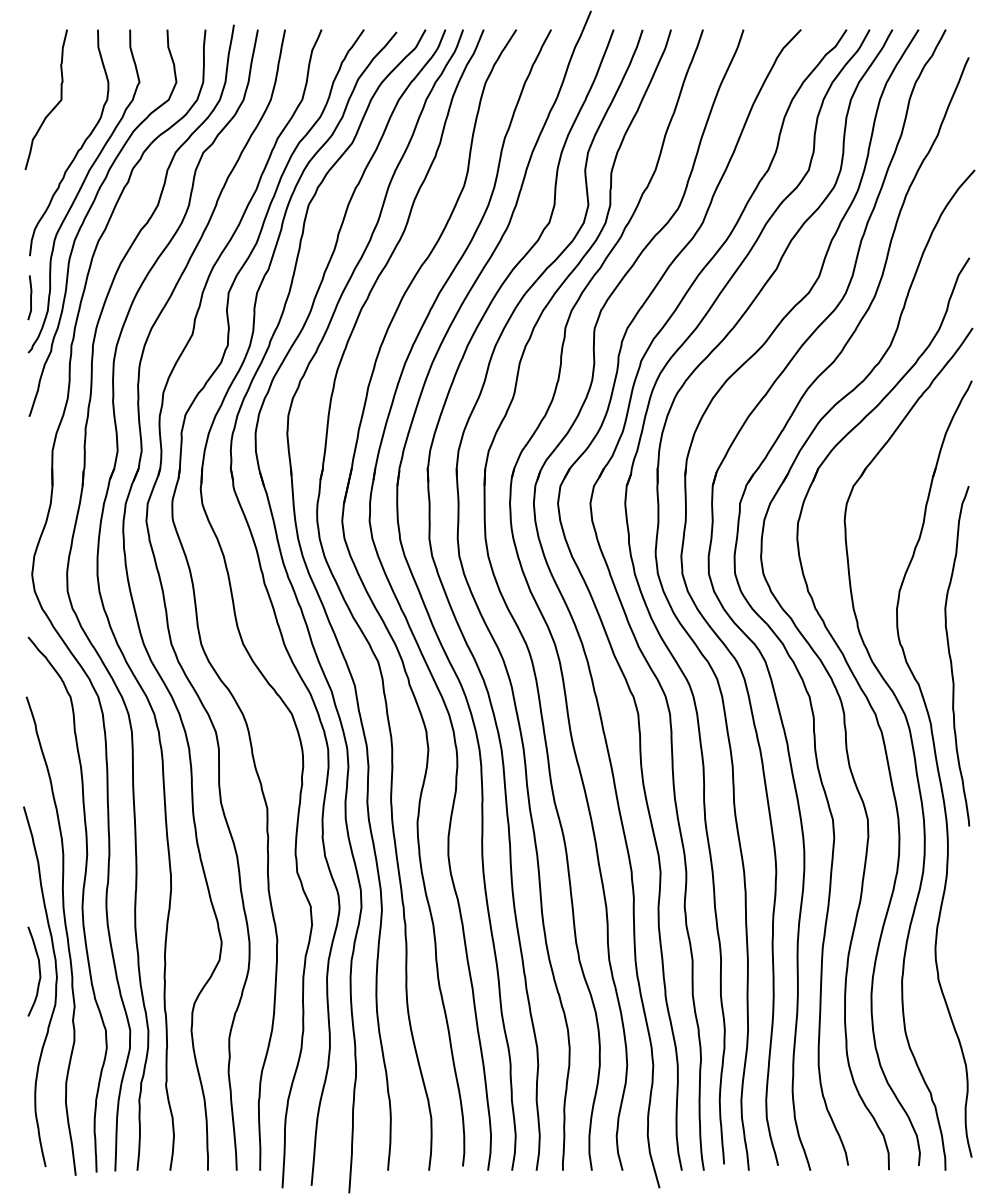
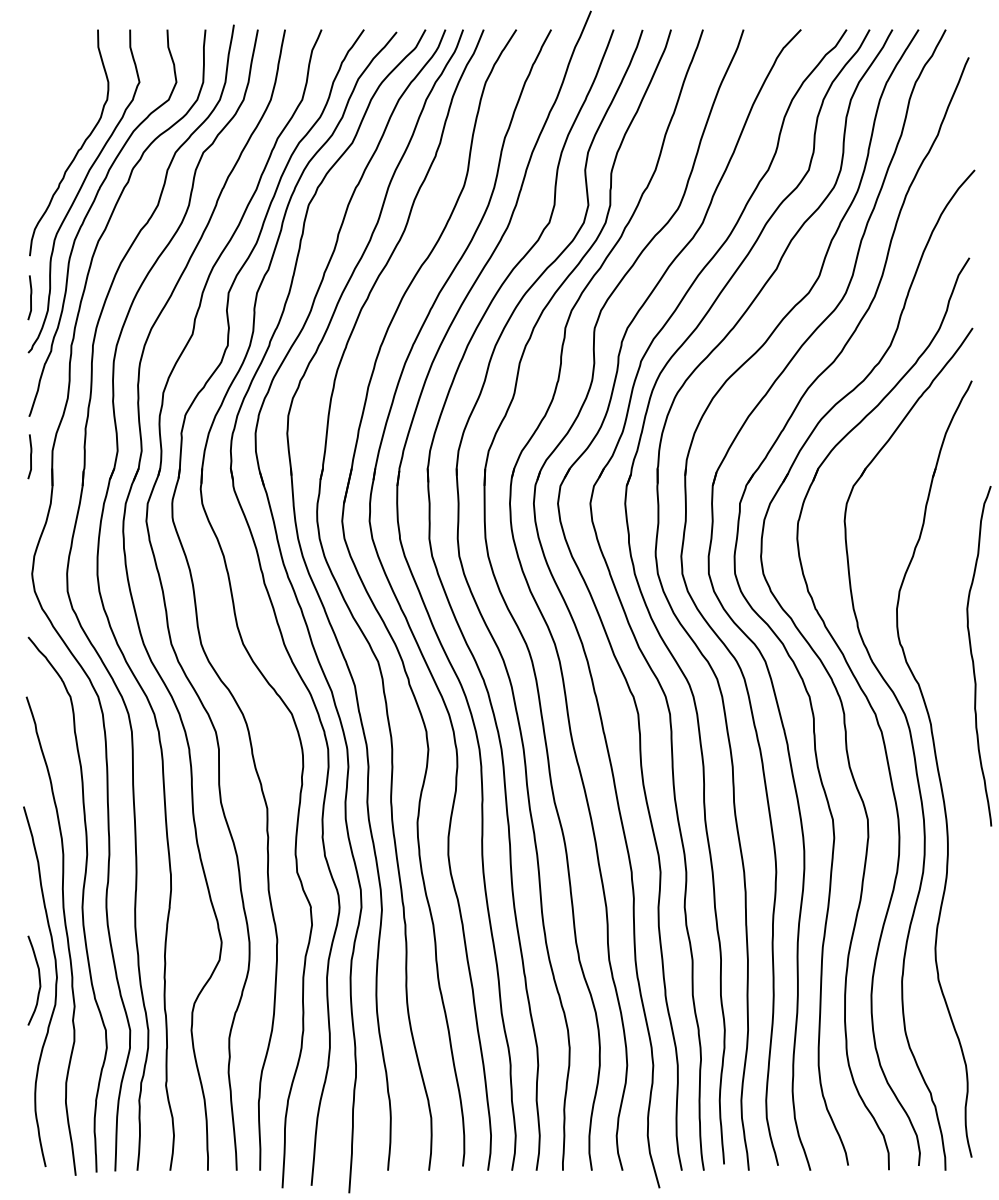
curve: present -> none (53, 107)
curve: none -> present (30, 456)
curve position: (951, 657) -> (973, 657) (973, 657)
curve position: (38, 969) -> (38, 978) (38, 978)
